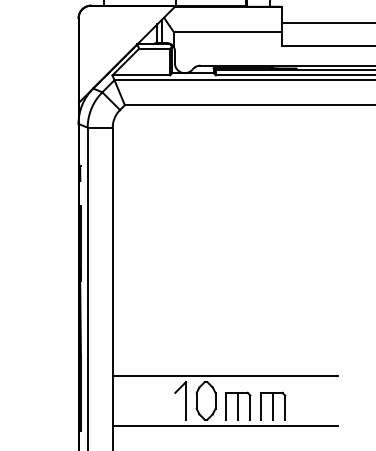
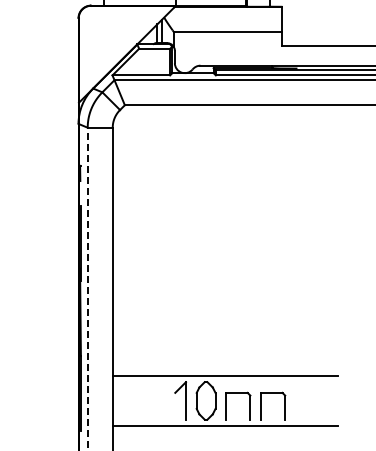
line: present -> none (327, 23)
line: solid -> dashed (87, 288)
line: present -> none (237, 405)
line: present -> none (272, 405)
